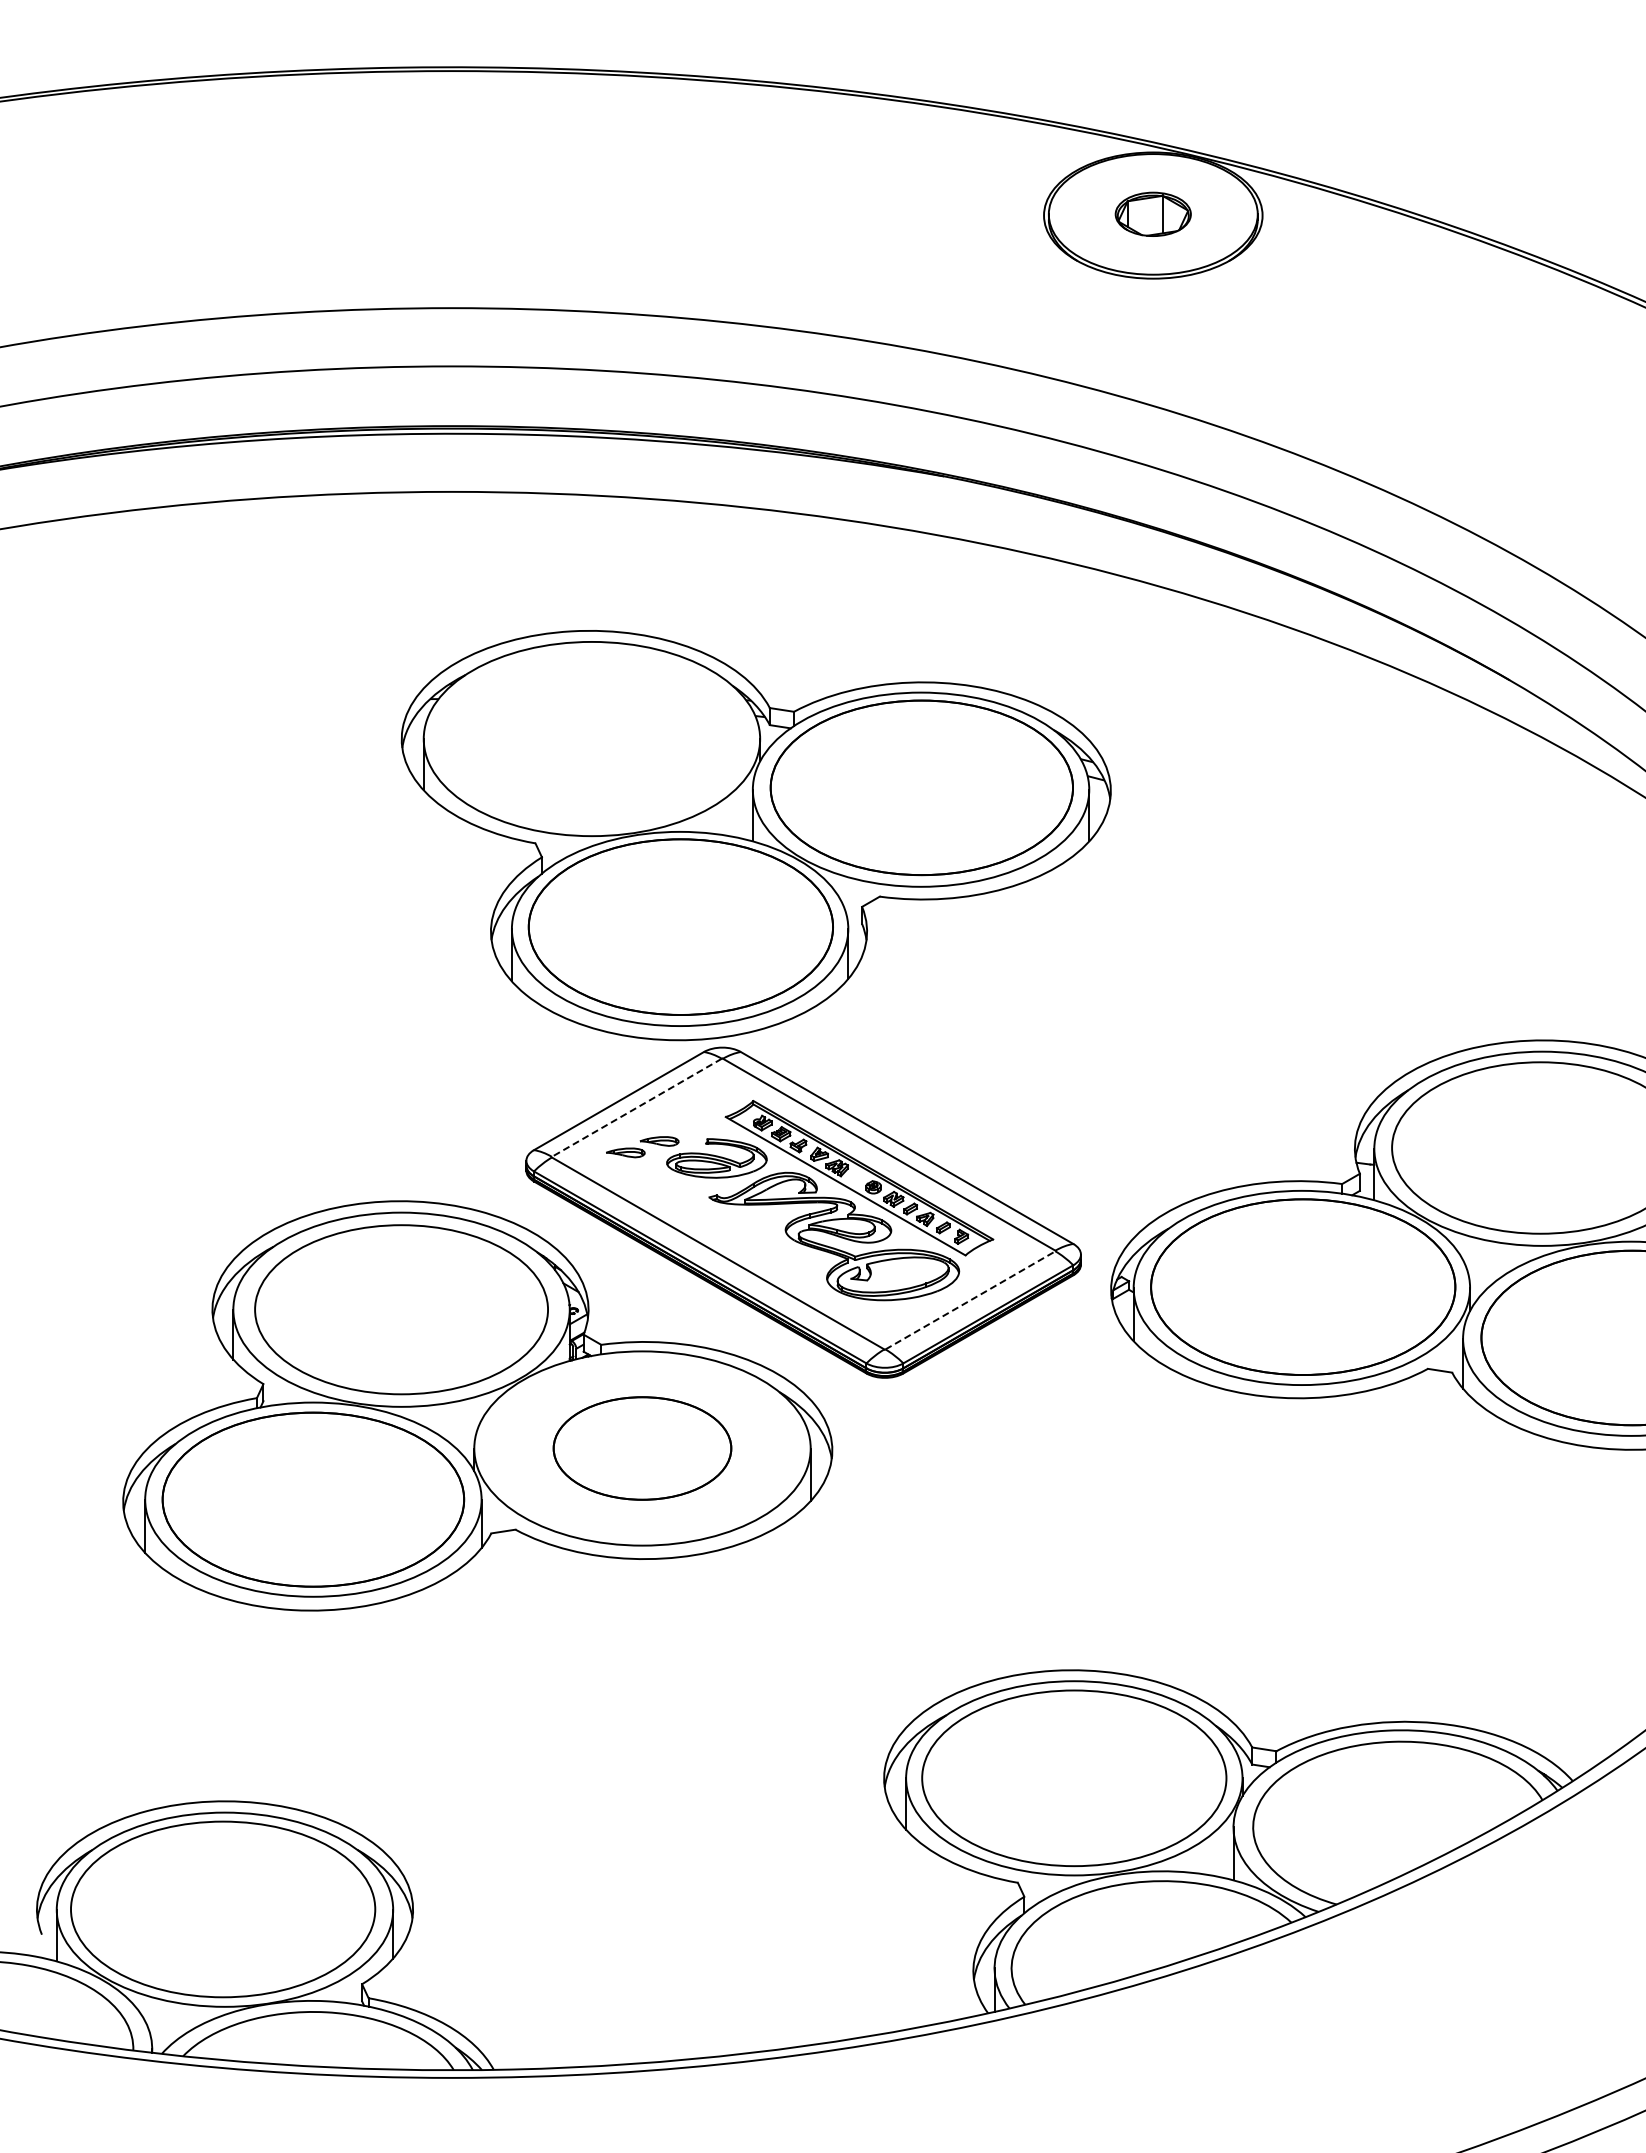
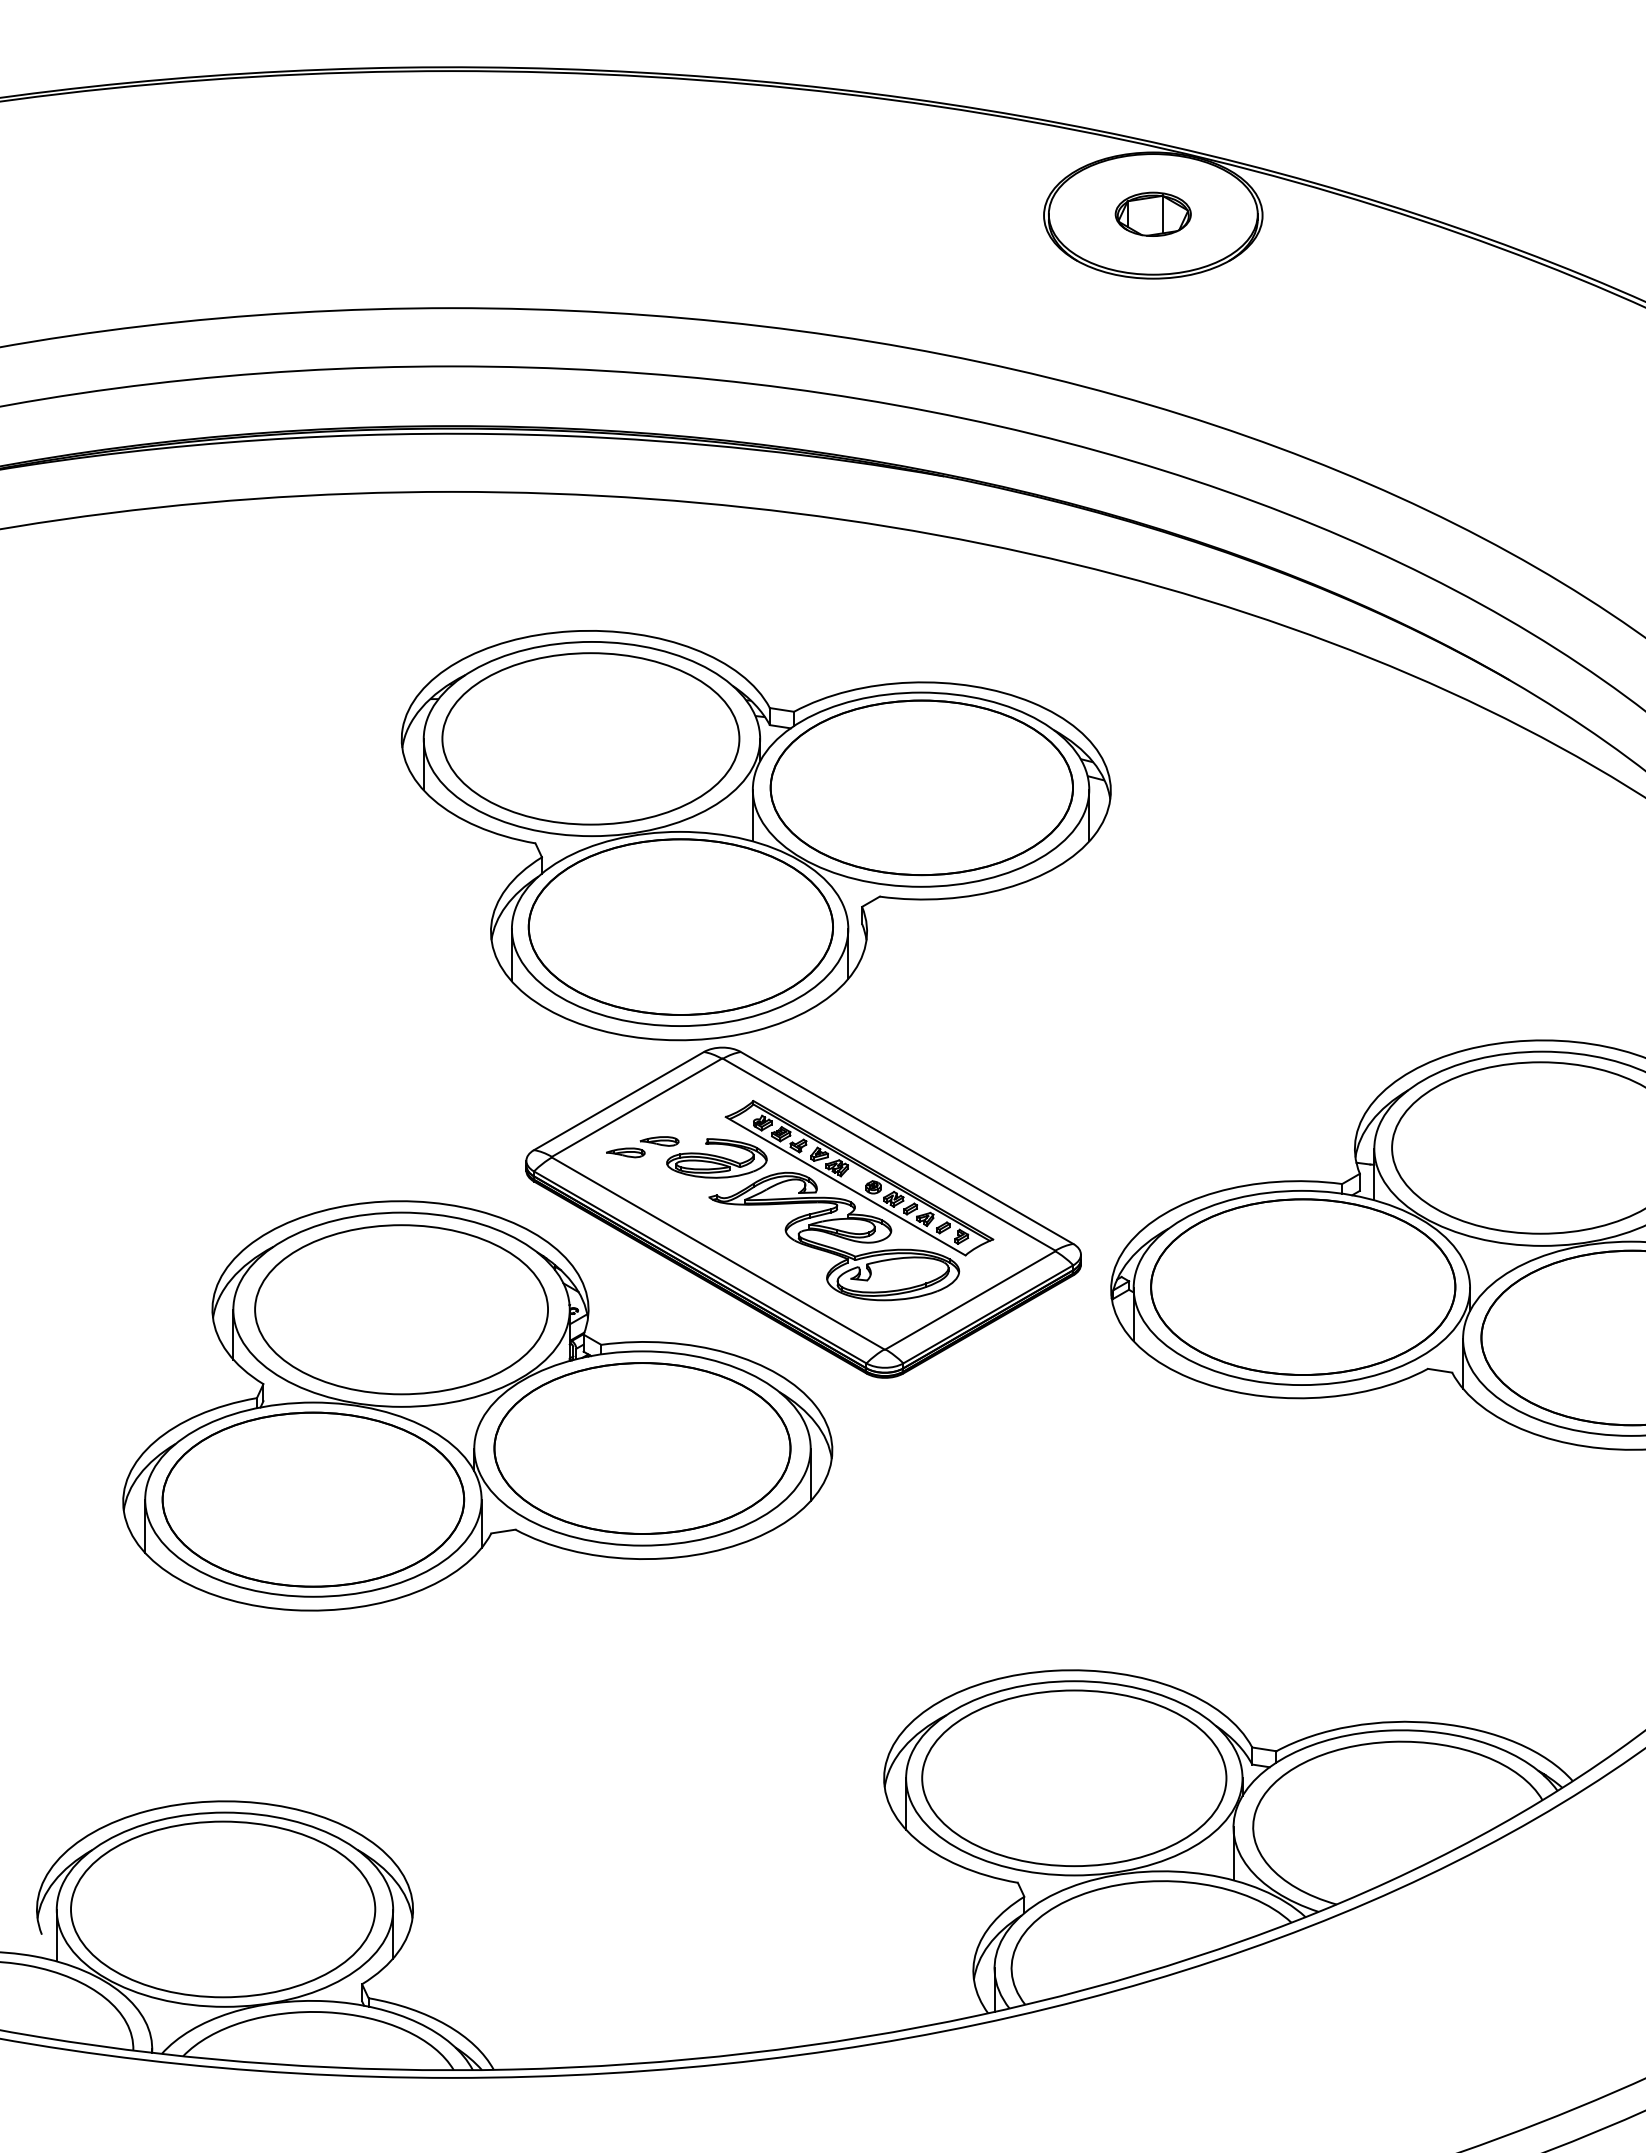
part: none -> present (590, 738)
line: dashed -> solid (636, 1108)
line: dashed -> solid (970, 1300)
part size: 181x105 px -> 299x173 px (642, 1448)
